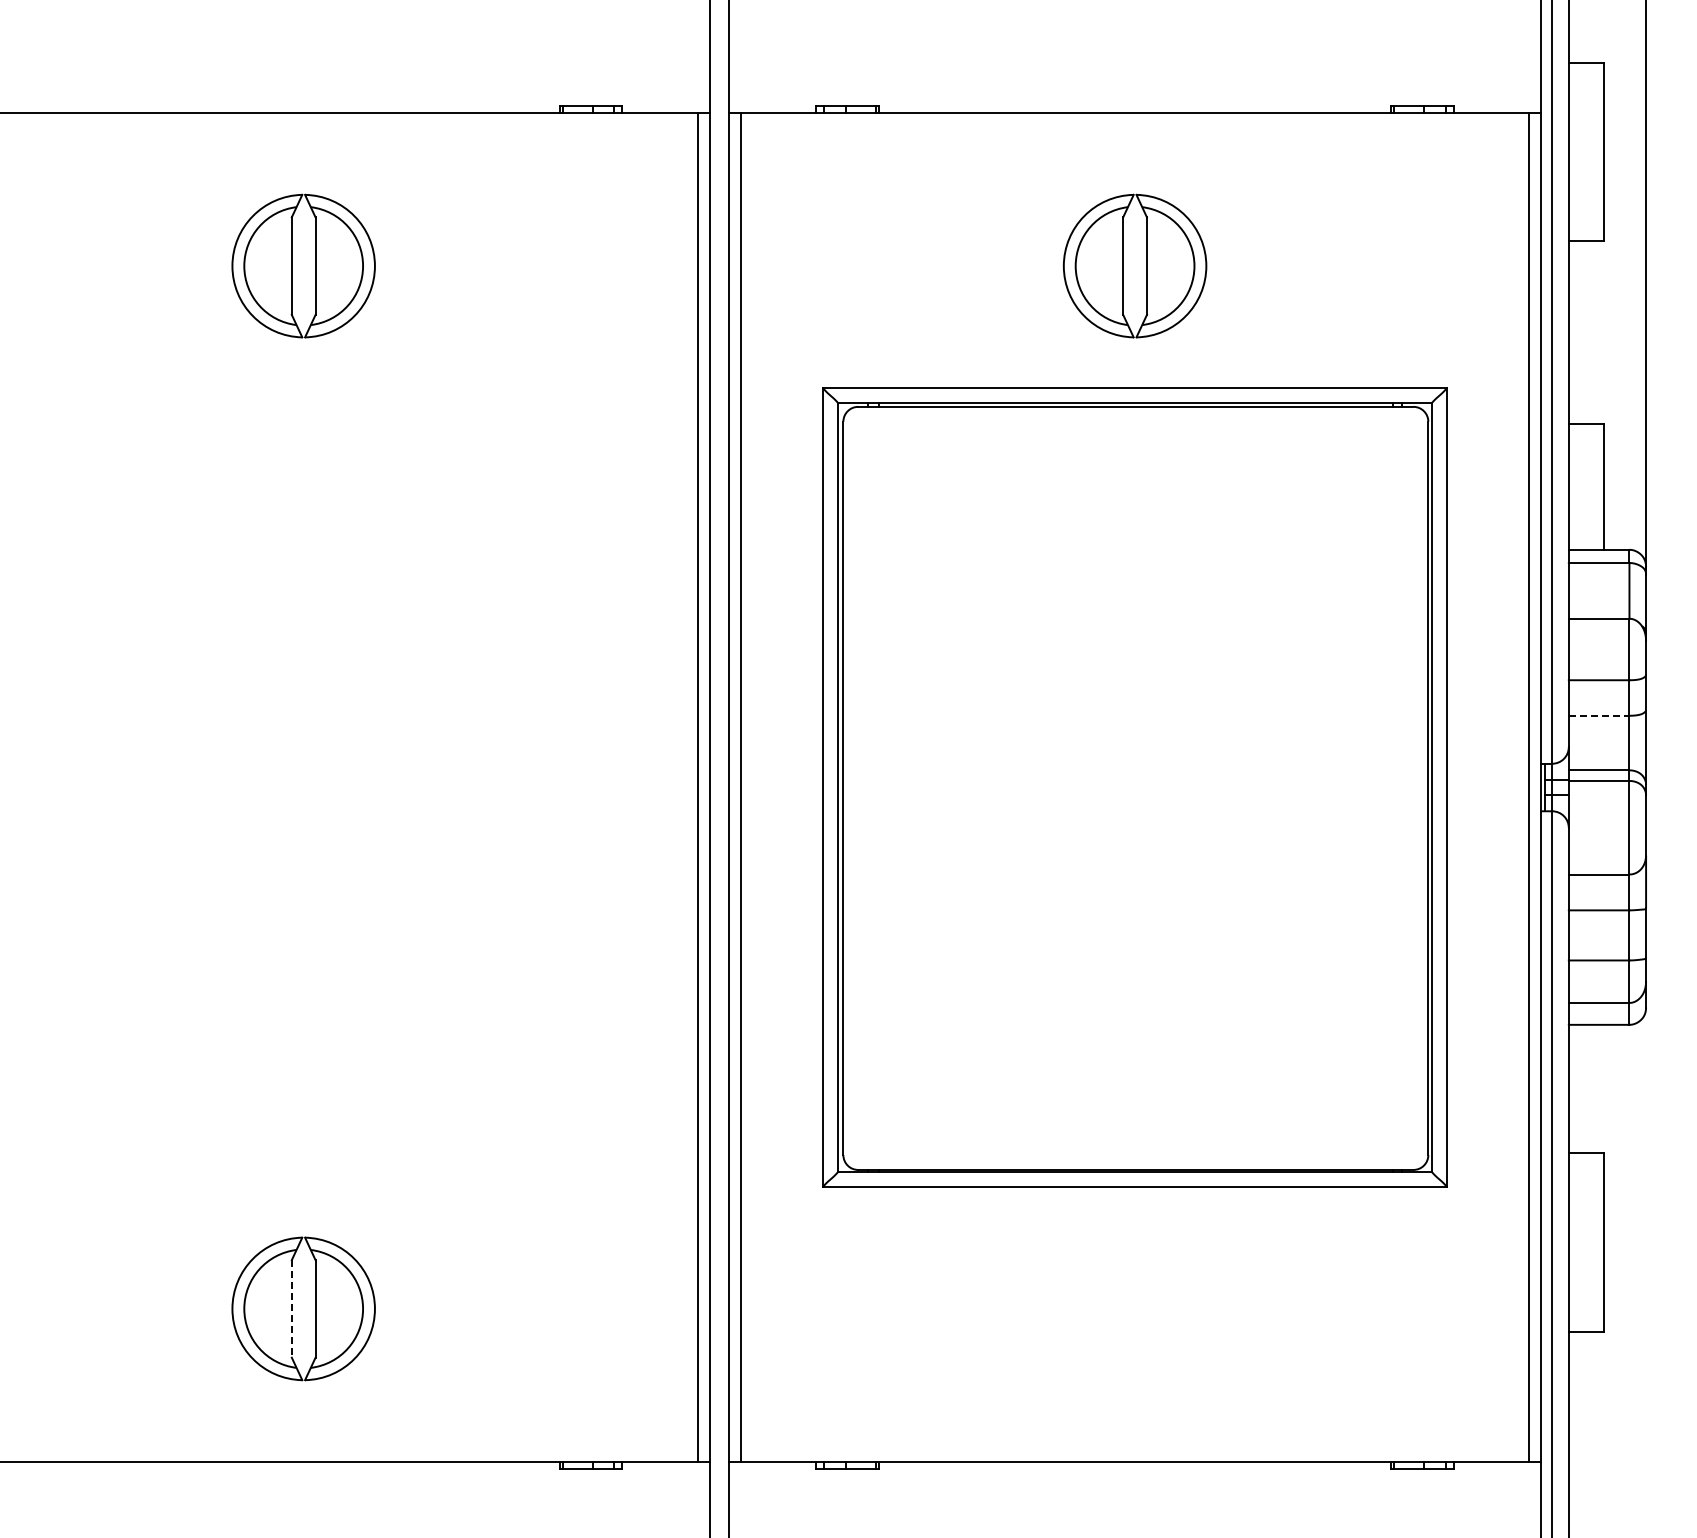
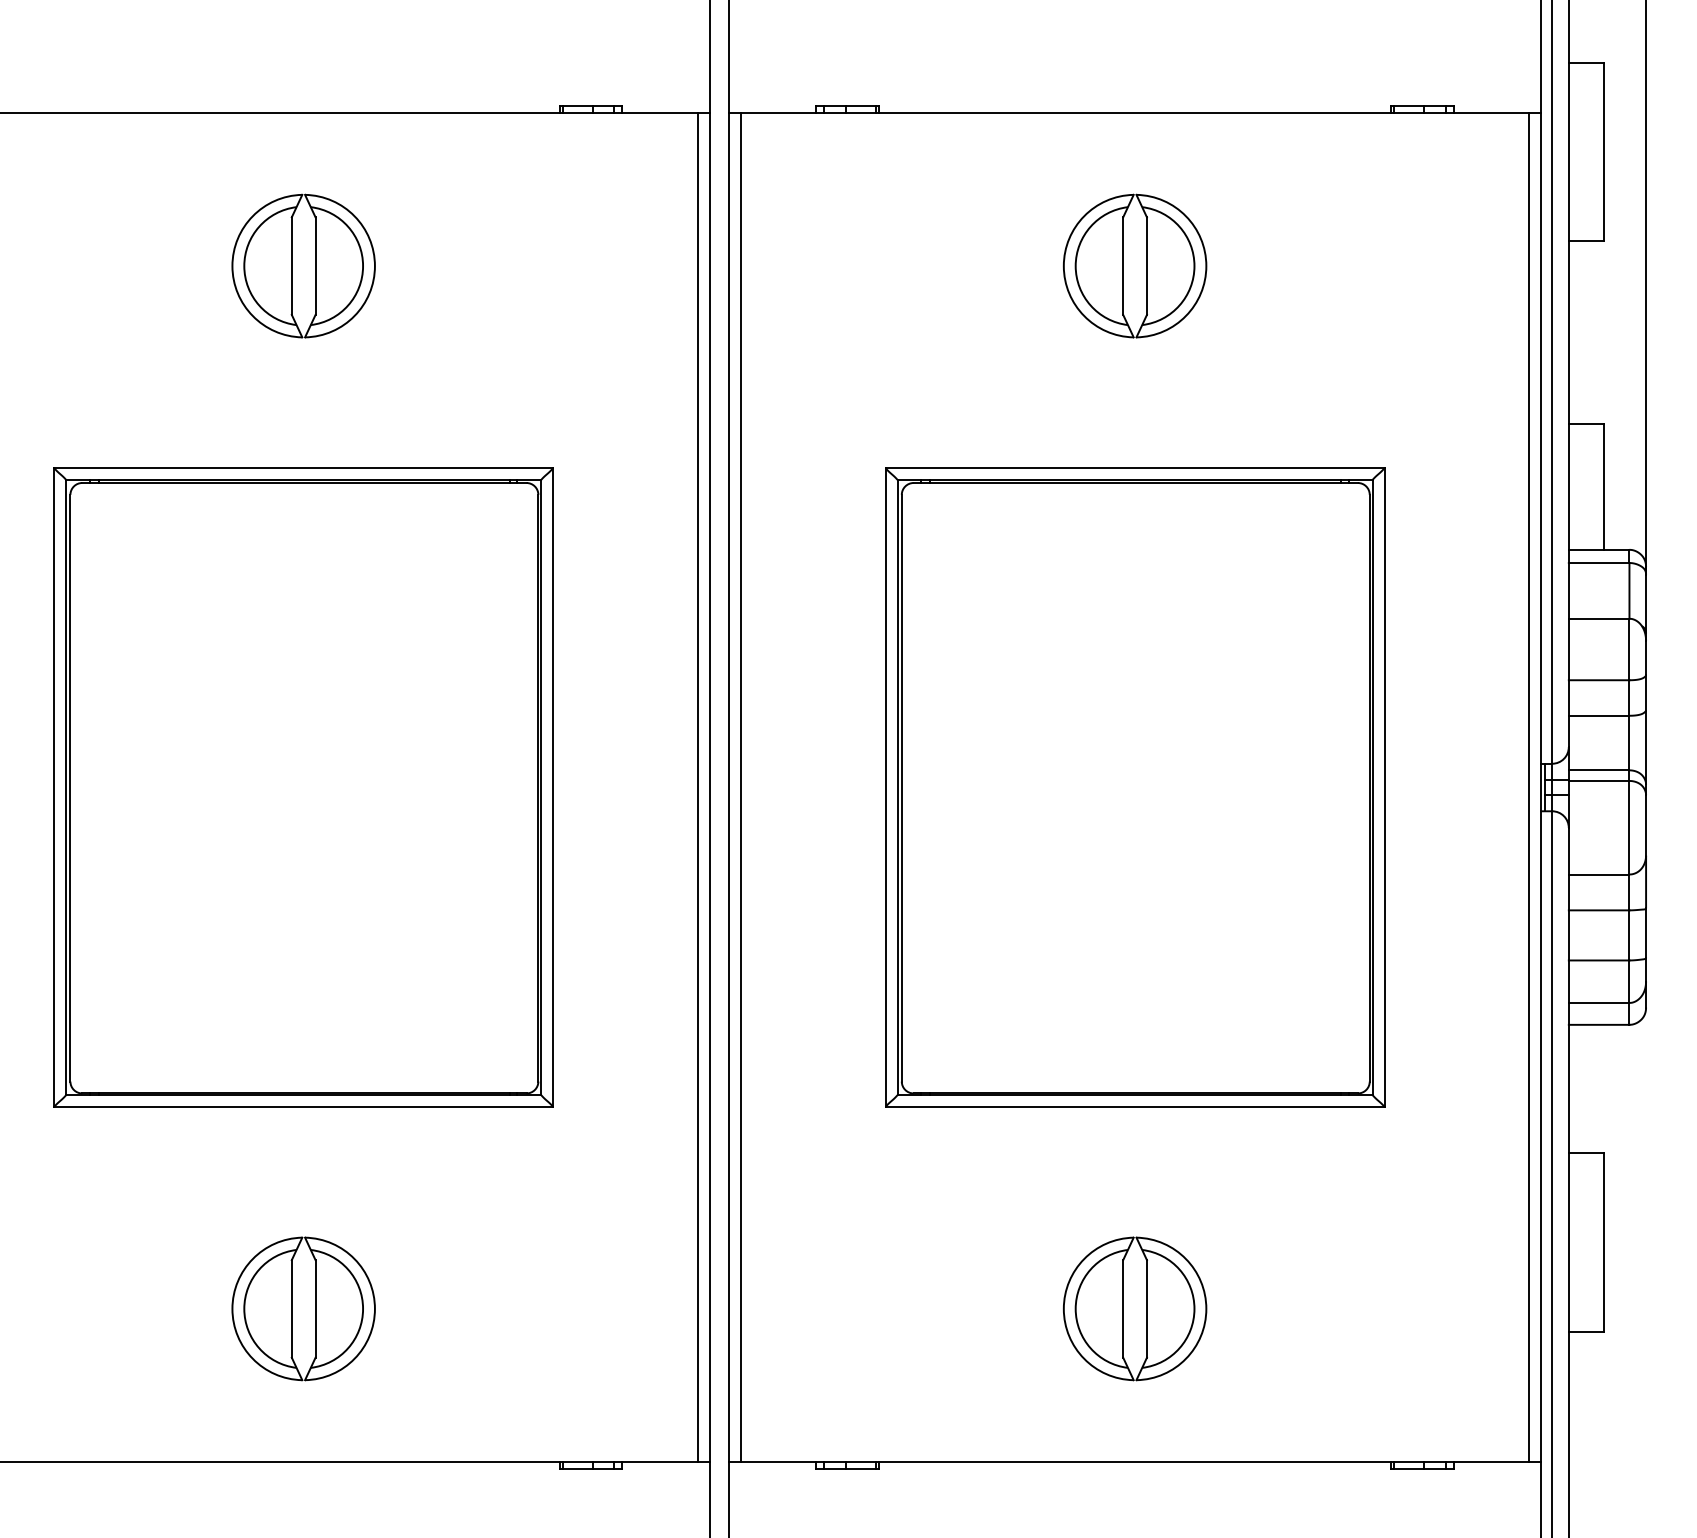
line: dashed -> solid (1599, 715)
part: none -> present (303, 787)
part size: 626x801 px -> 501x641 px (1135, 787)
line: dashed -> solid (291, 1308)
part: none -> present (1134, 1308)
